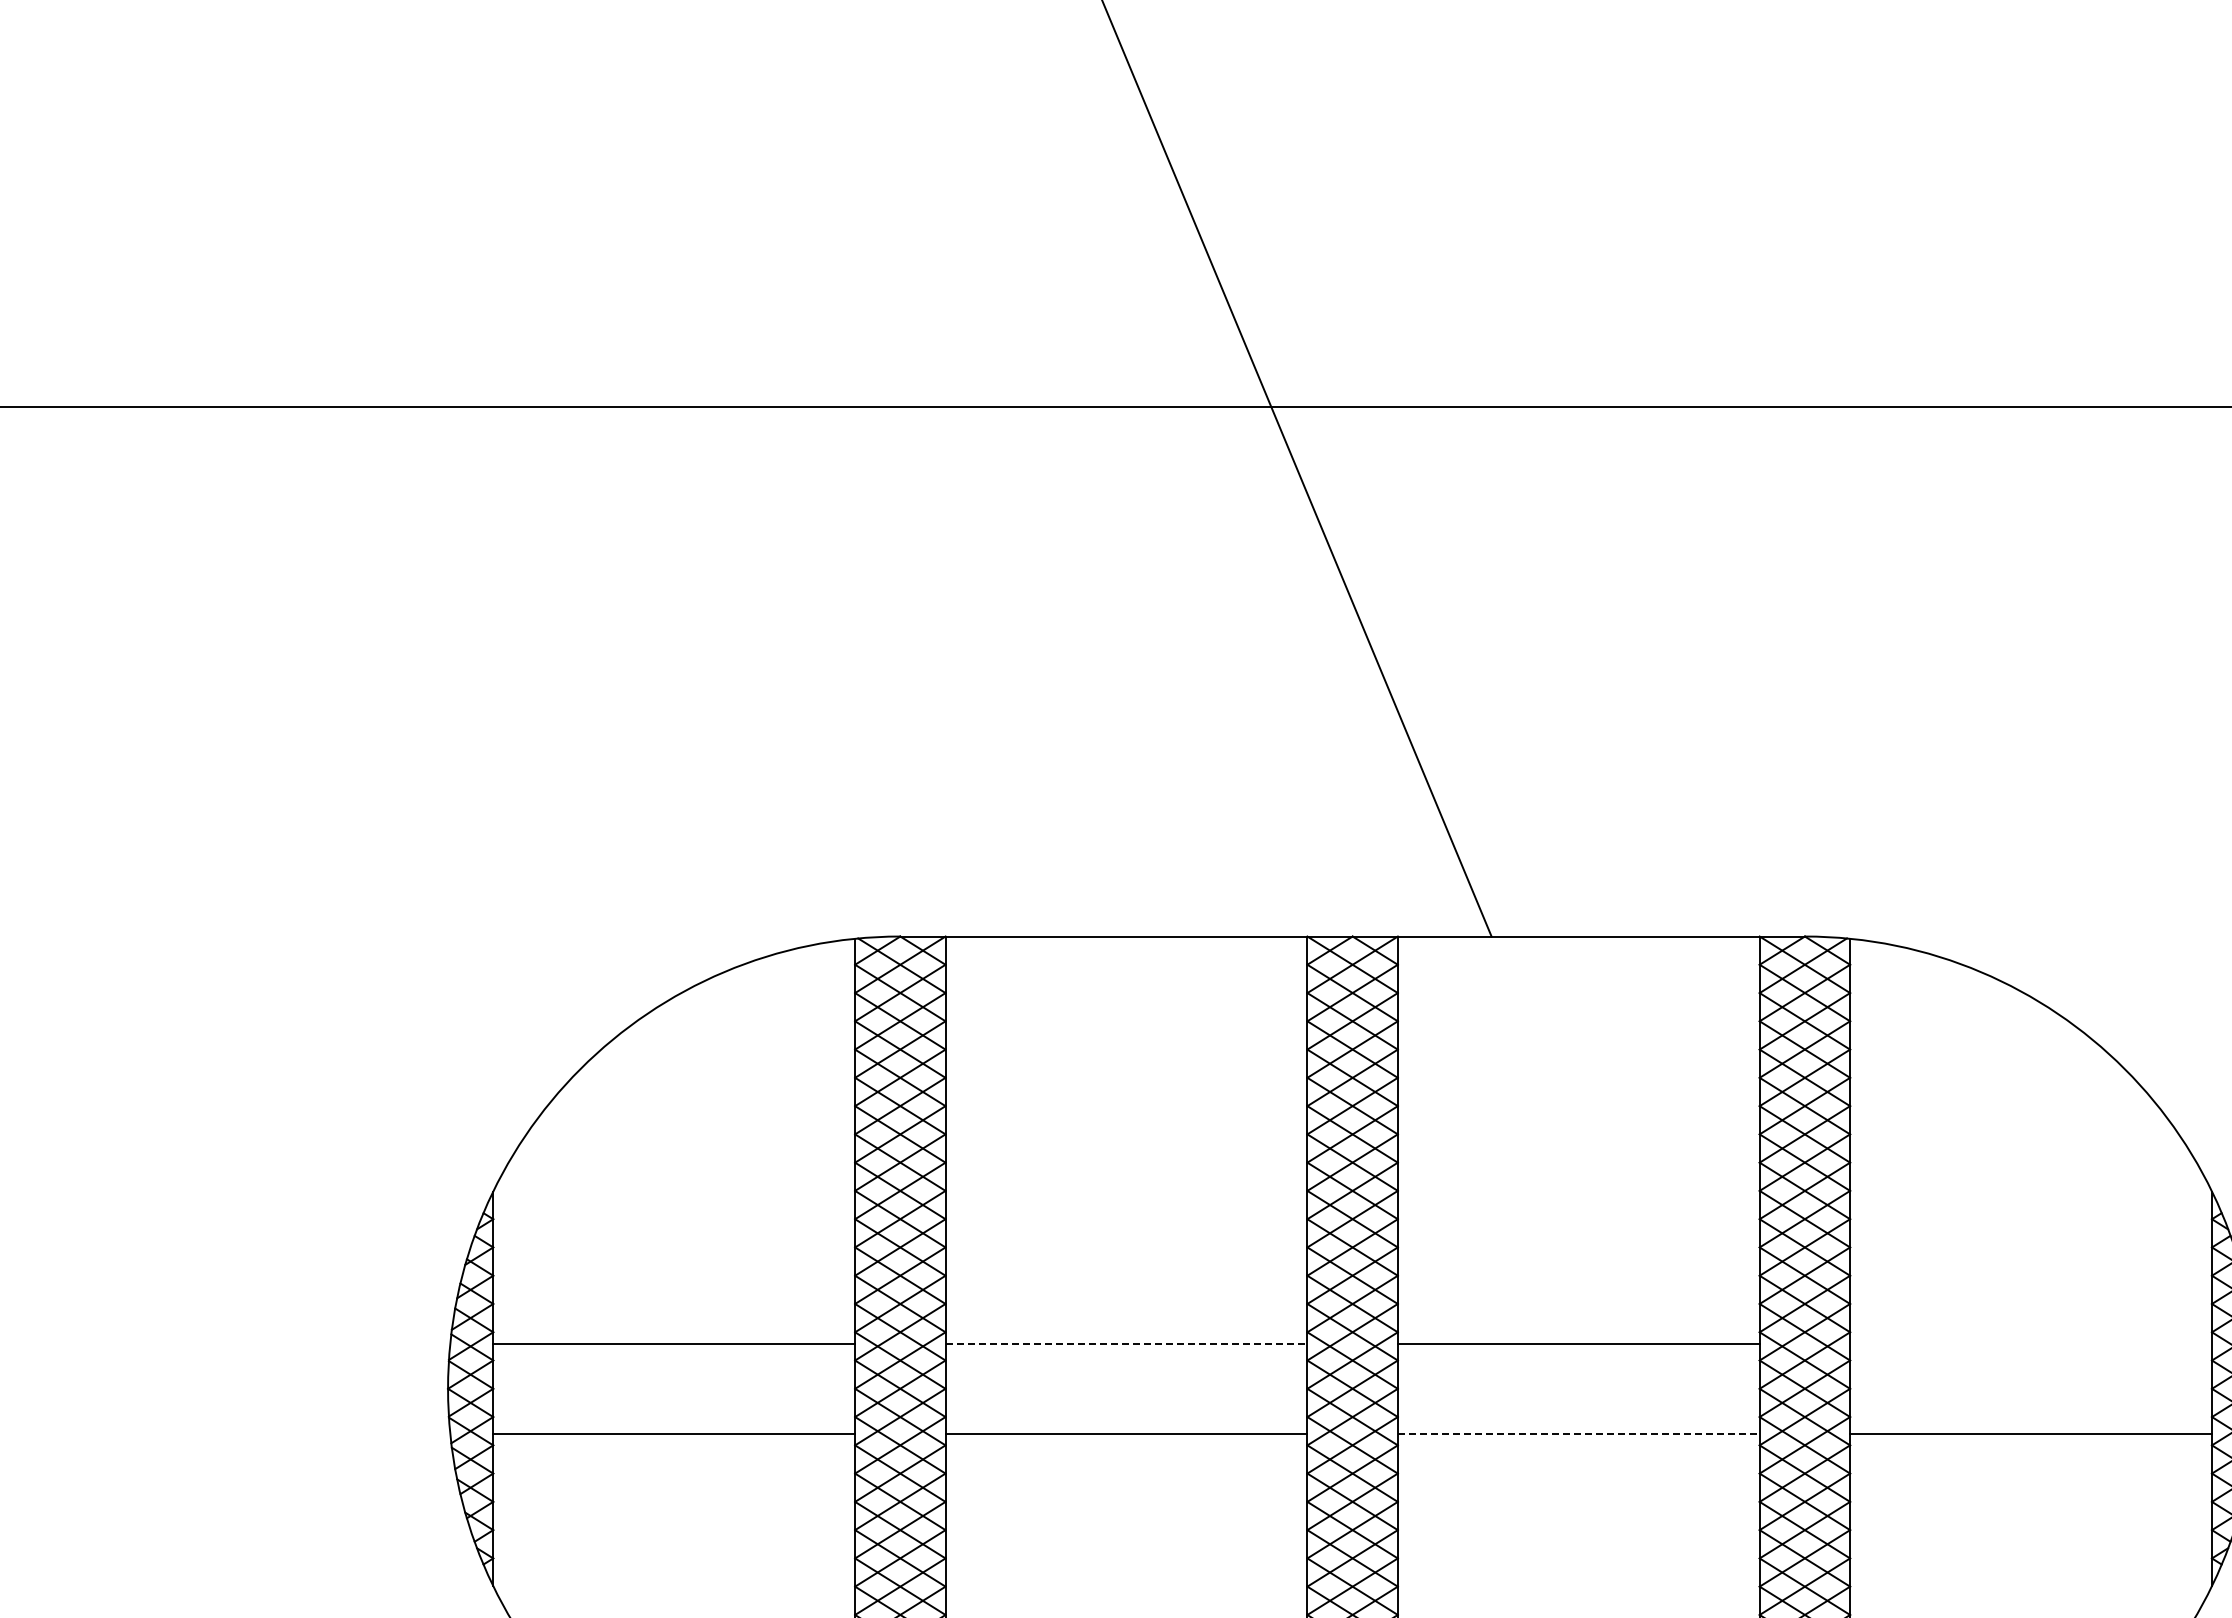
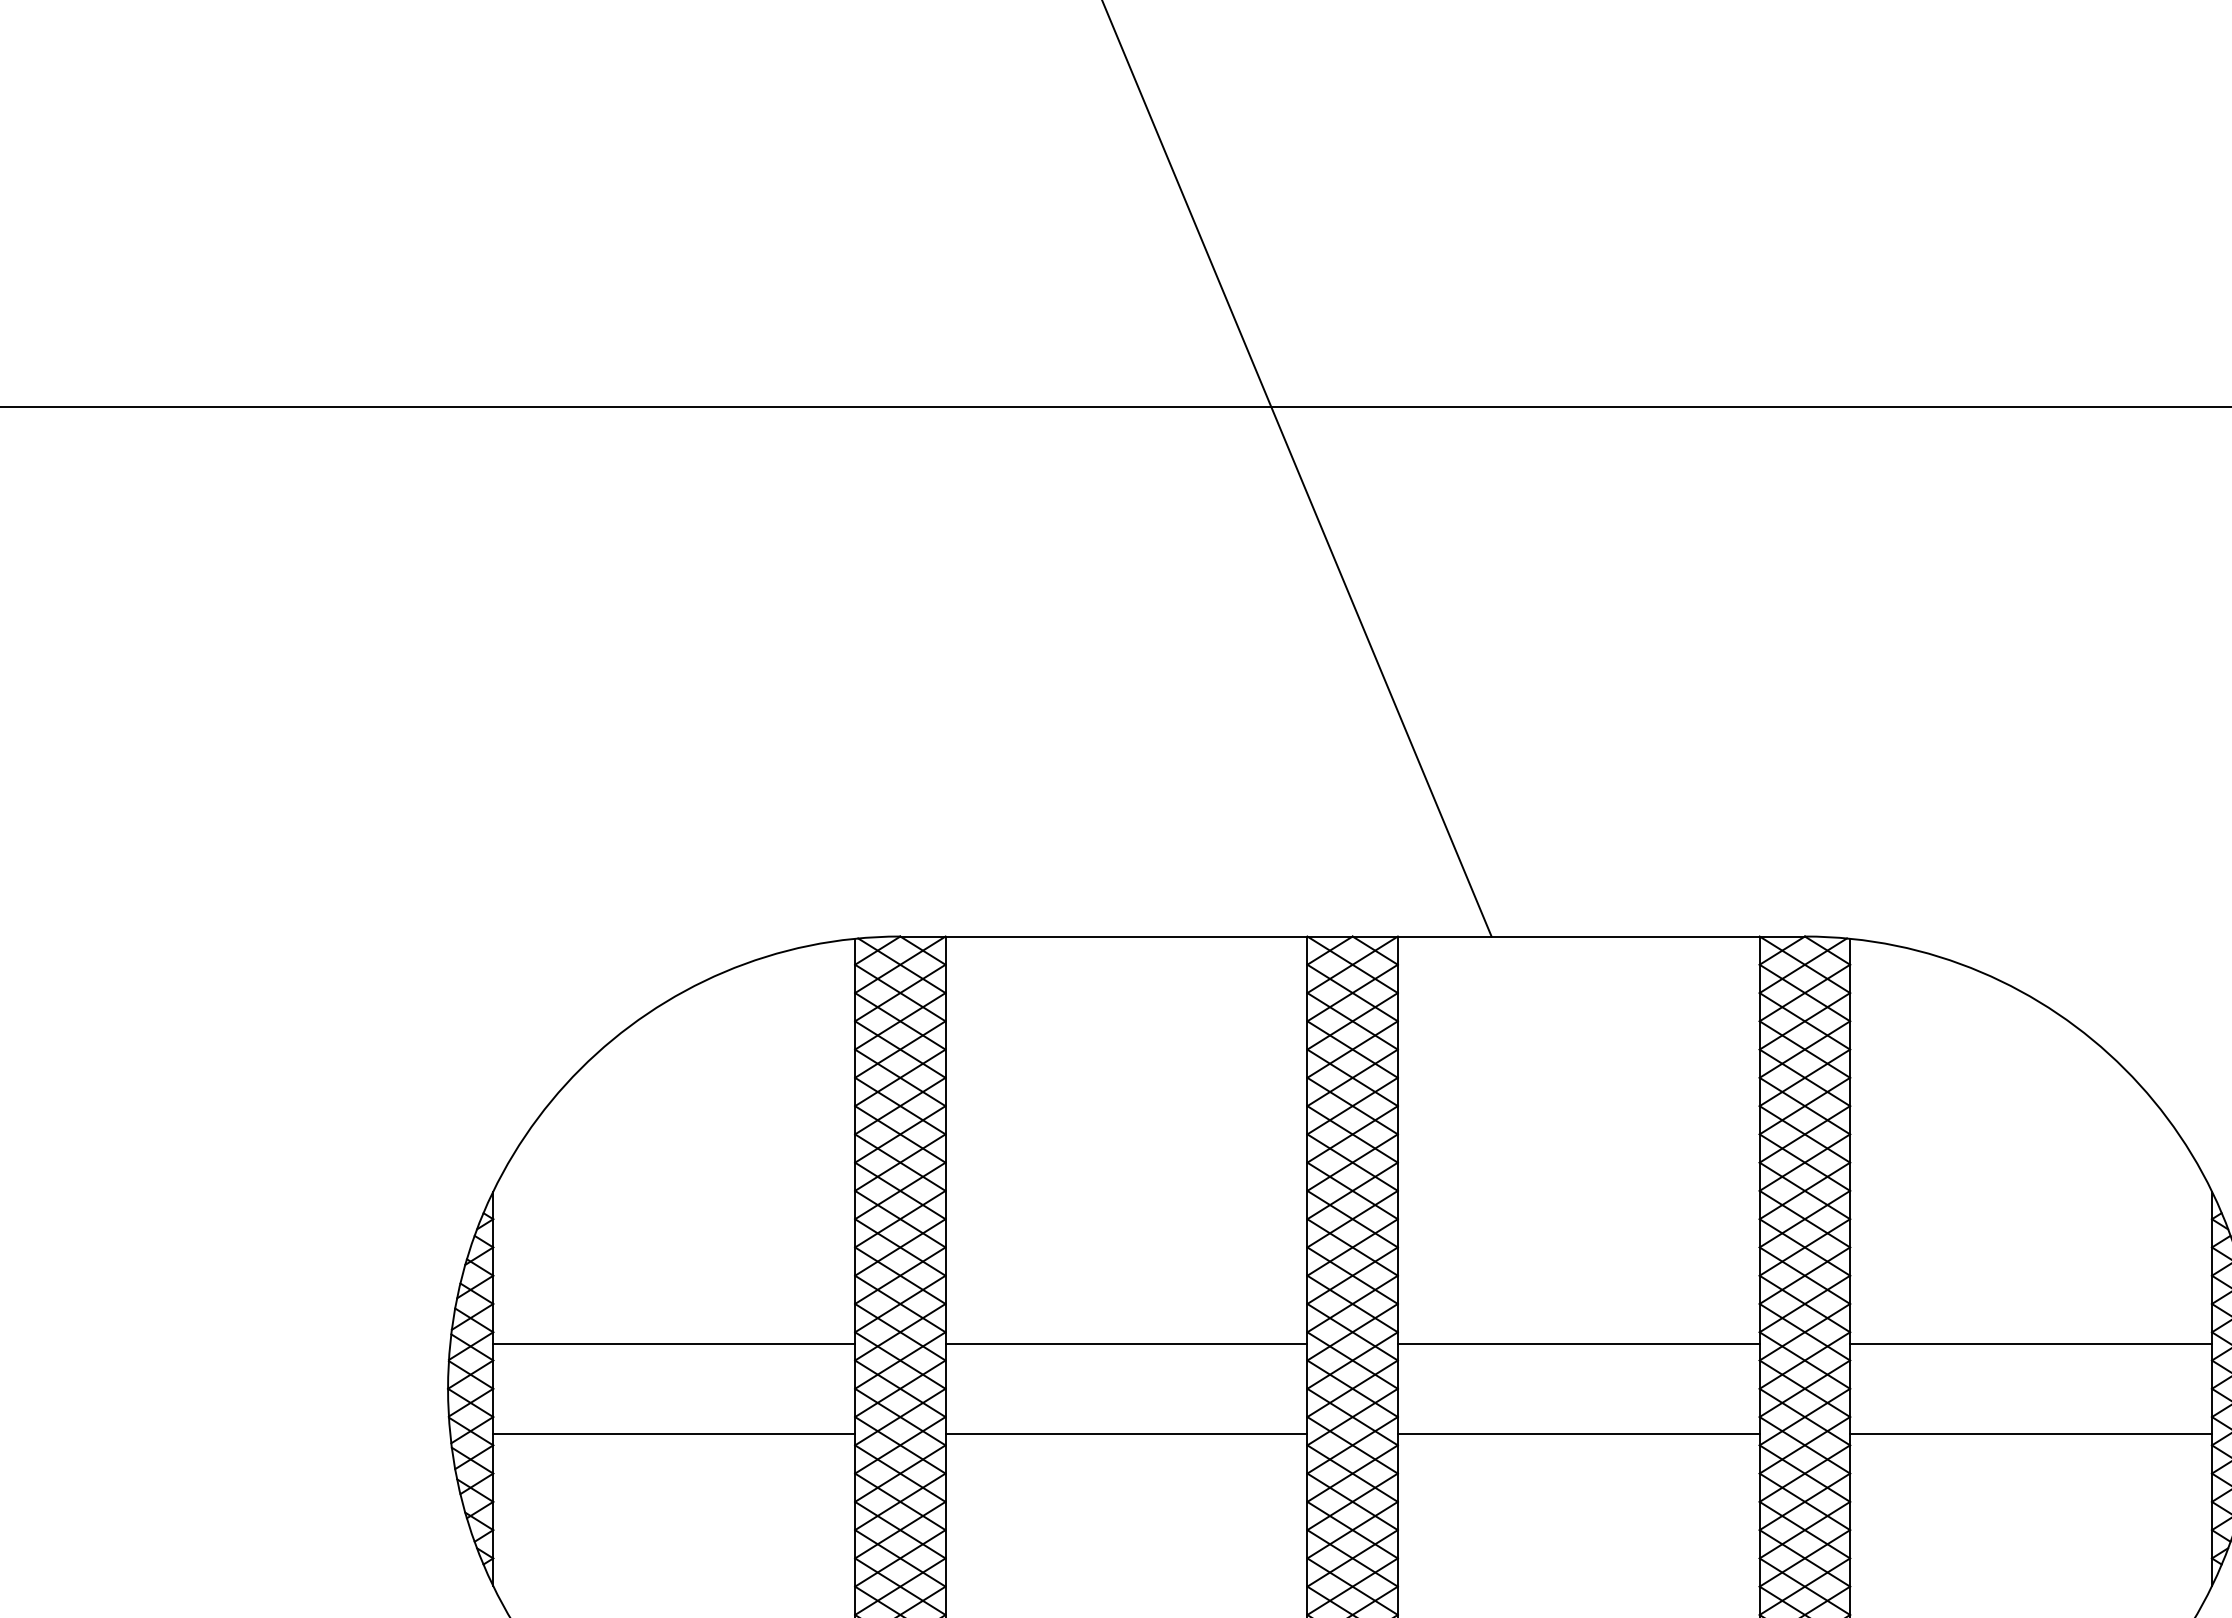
line: dashed -> solid (1126, 1343)
line: none -> present (2030, 1343)
line: dashed -> solid (1578, 1434)
